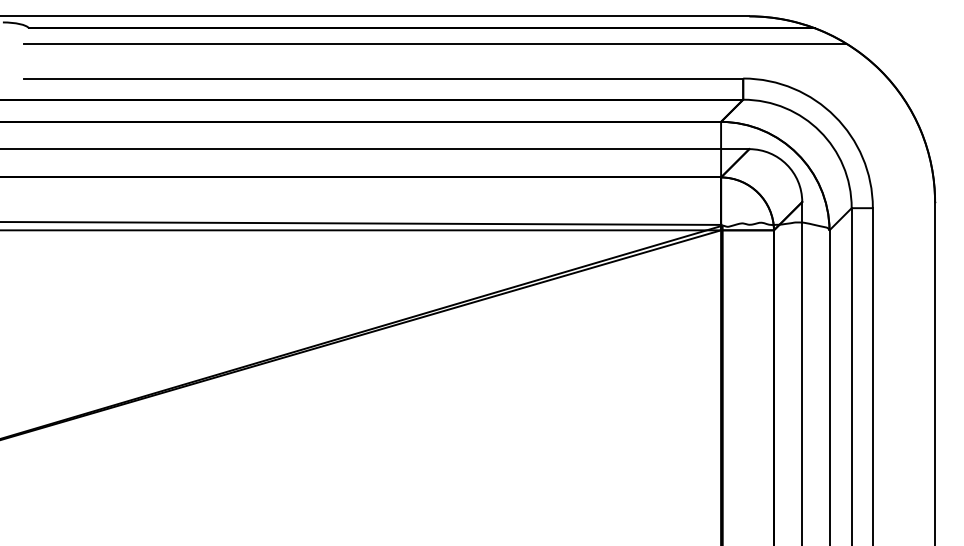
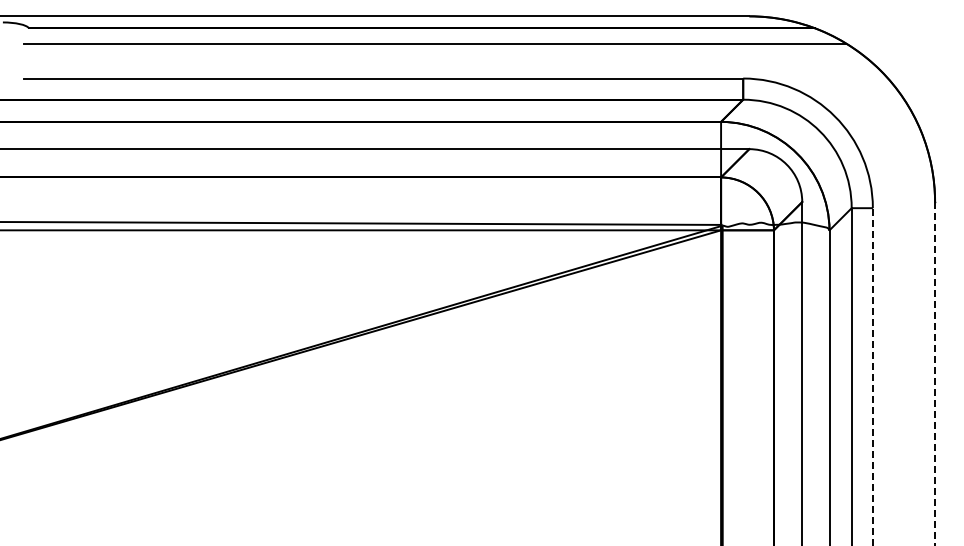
line: solid -> dashed (935, 374)
line: solid -> dashed (872, 377)
